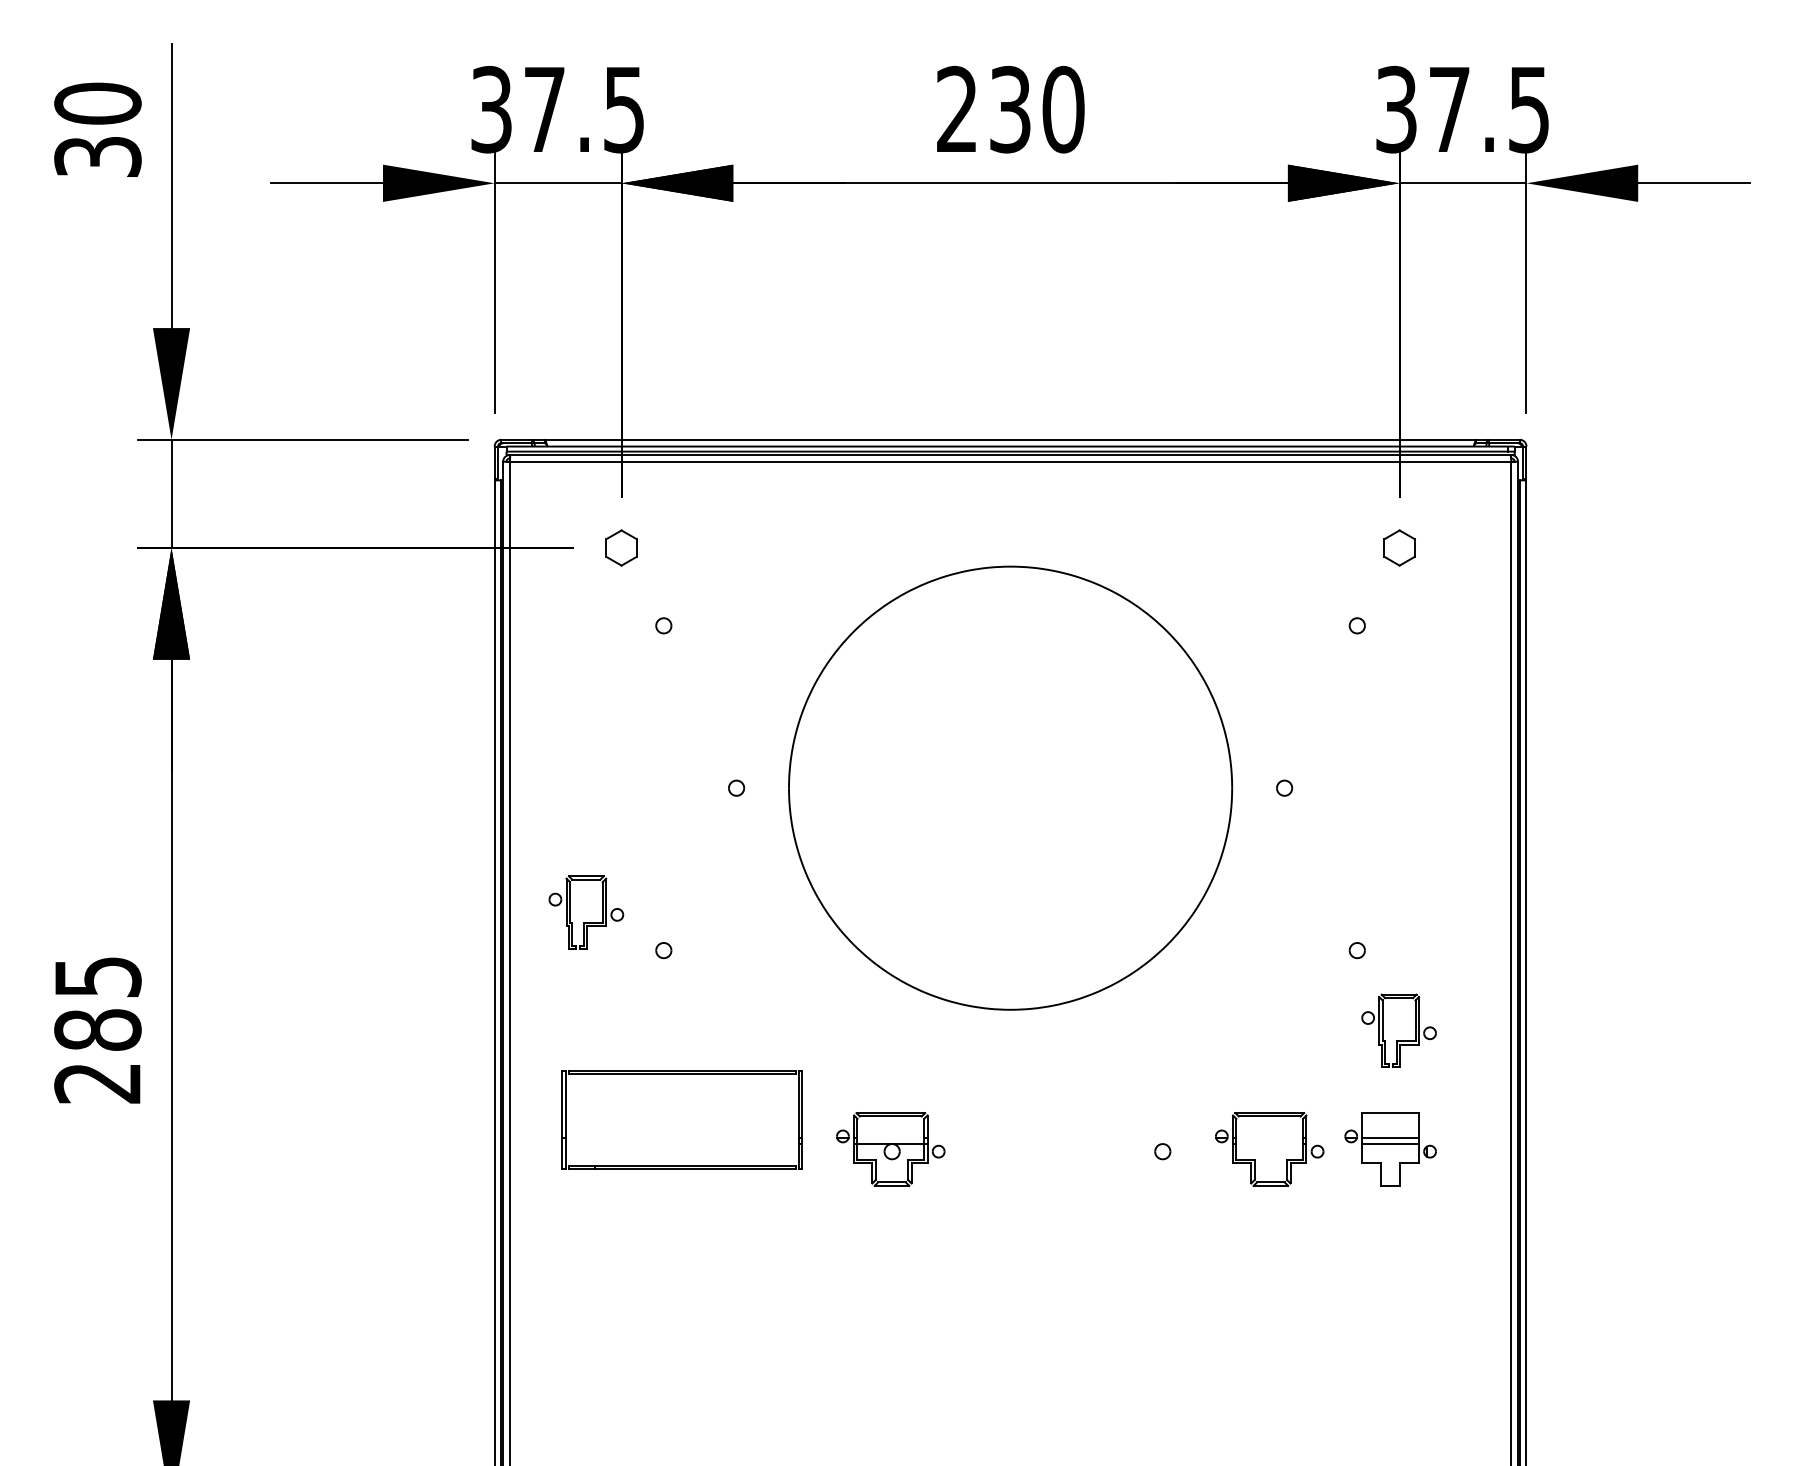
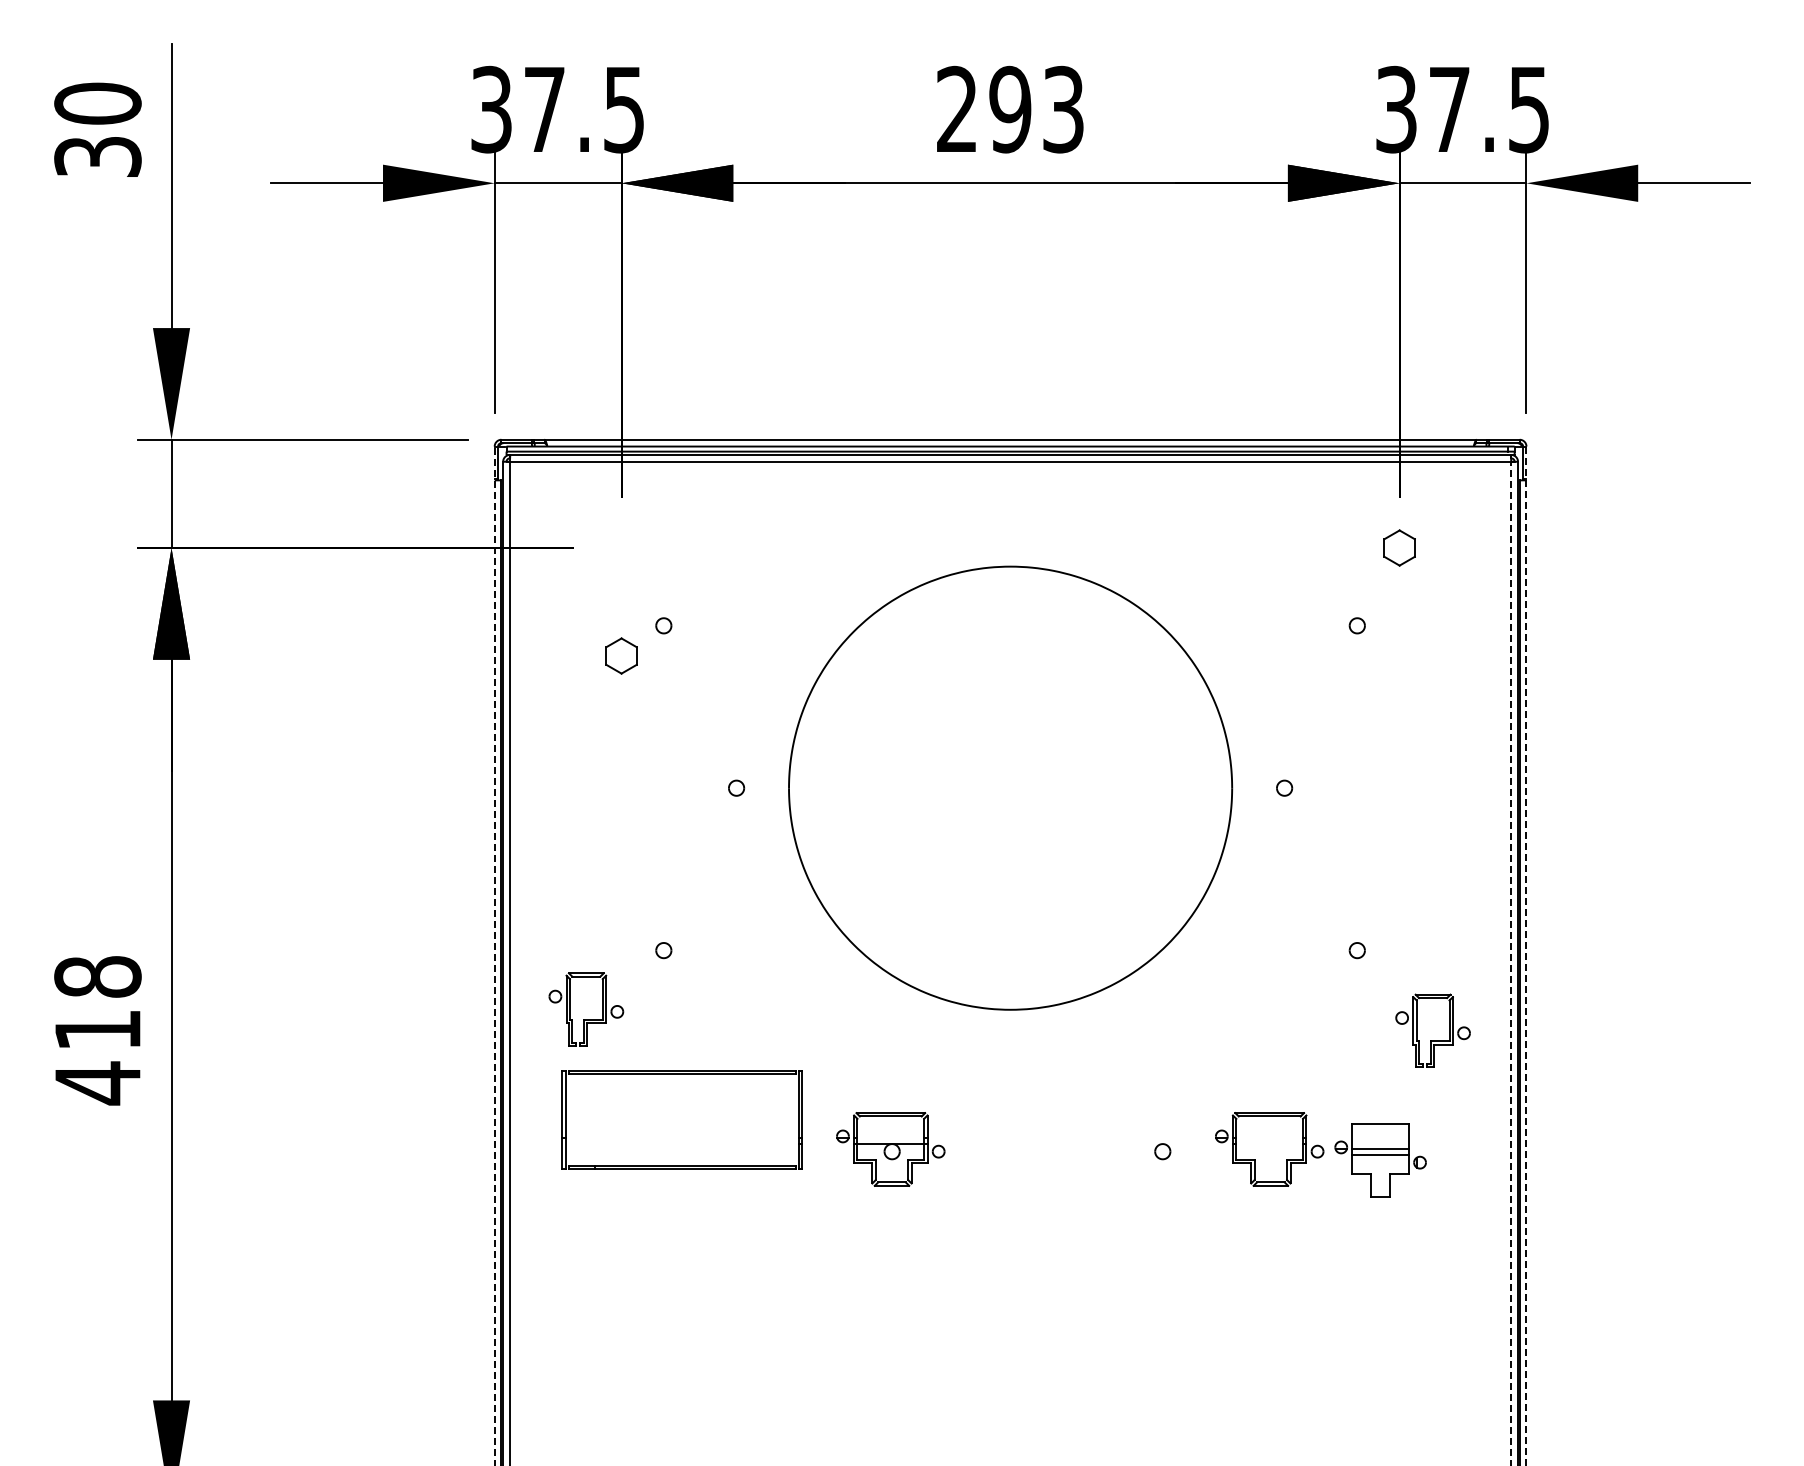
text: 230 -> 293 (1036, 109)
part position: (621, 547) -> (621, 655) (621, 655)
part position: (586, 922) -> (586, 1019) (586, 1019)
line: solid -> dashed (494, 955)
line: solid -> dashed (1526, 956)
line: solid -> dashed (1511, 963)
text: 285 -> 418 (97, 1030)
part position: (1398, 1040) -> (1432, 1040) (1432, 1040)
part position: (1390, 1149) -> (1380, 1160) (1380, 1160)
